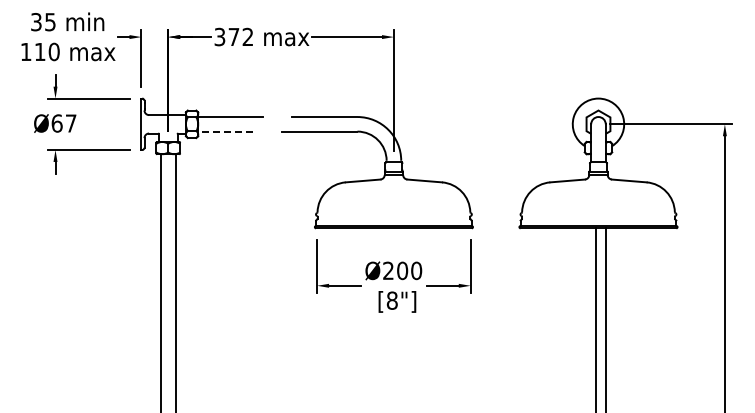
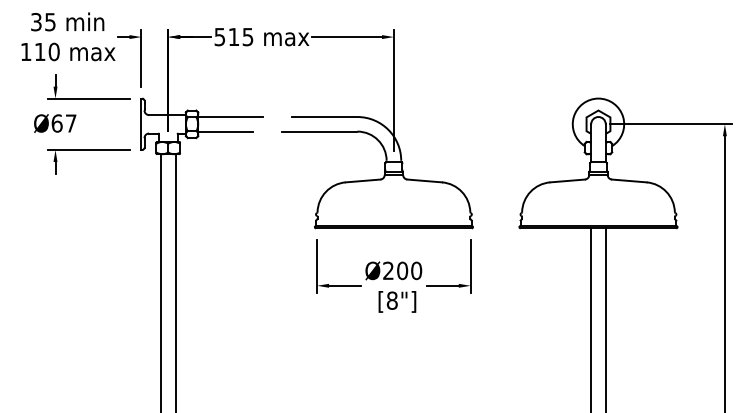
text: 372 -> 515 (234, 36)
line: dashed -> solid (224, 131)
line position: (596, 318) -> (591, 318) (591, 318)
